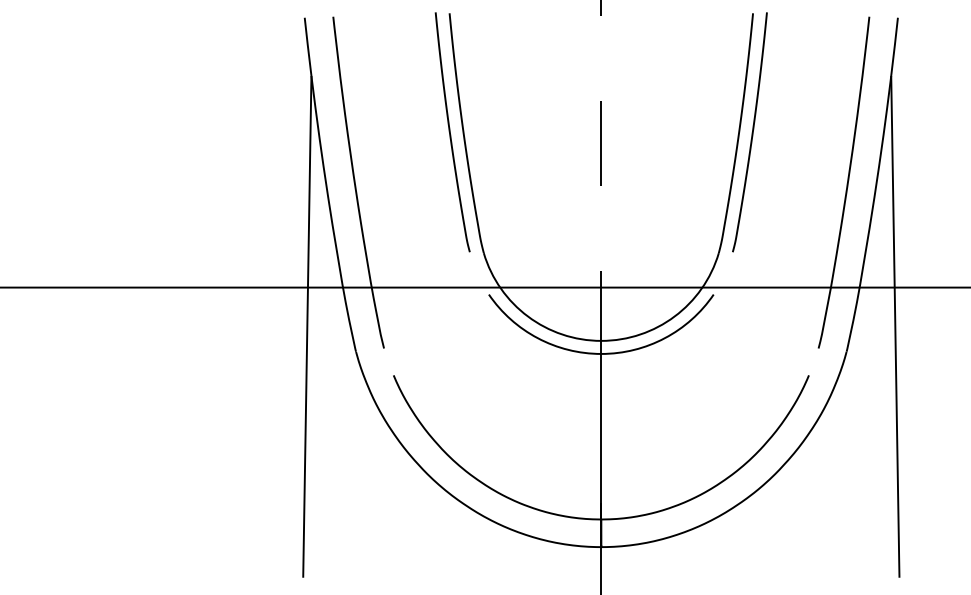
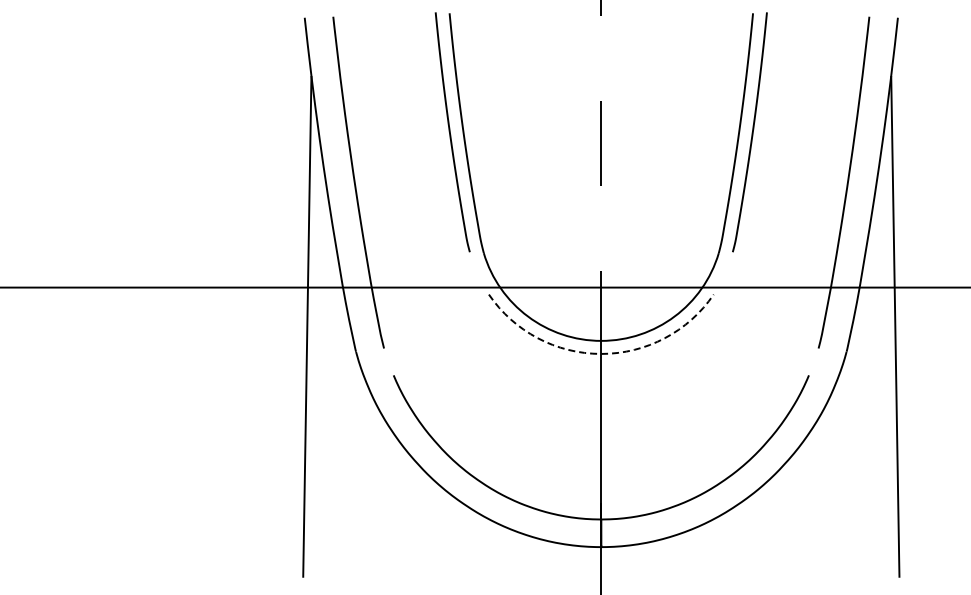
arc: solid -> dashed (601, 353)
